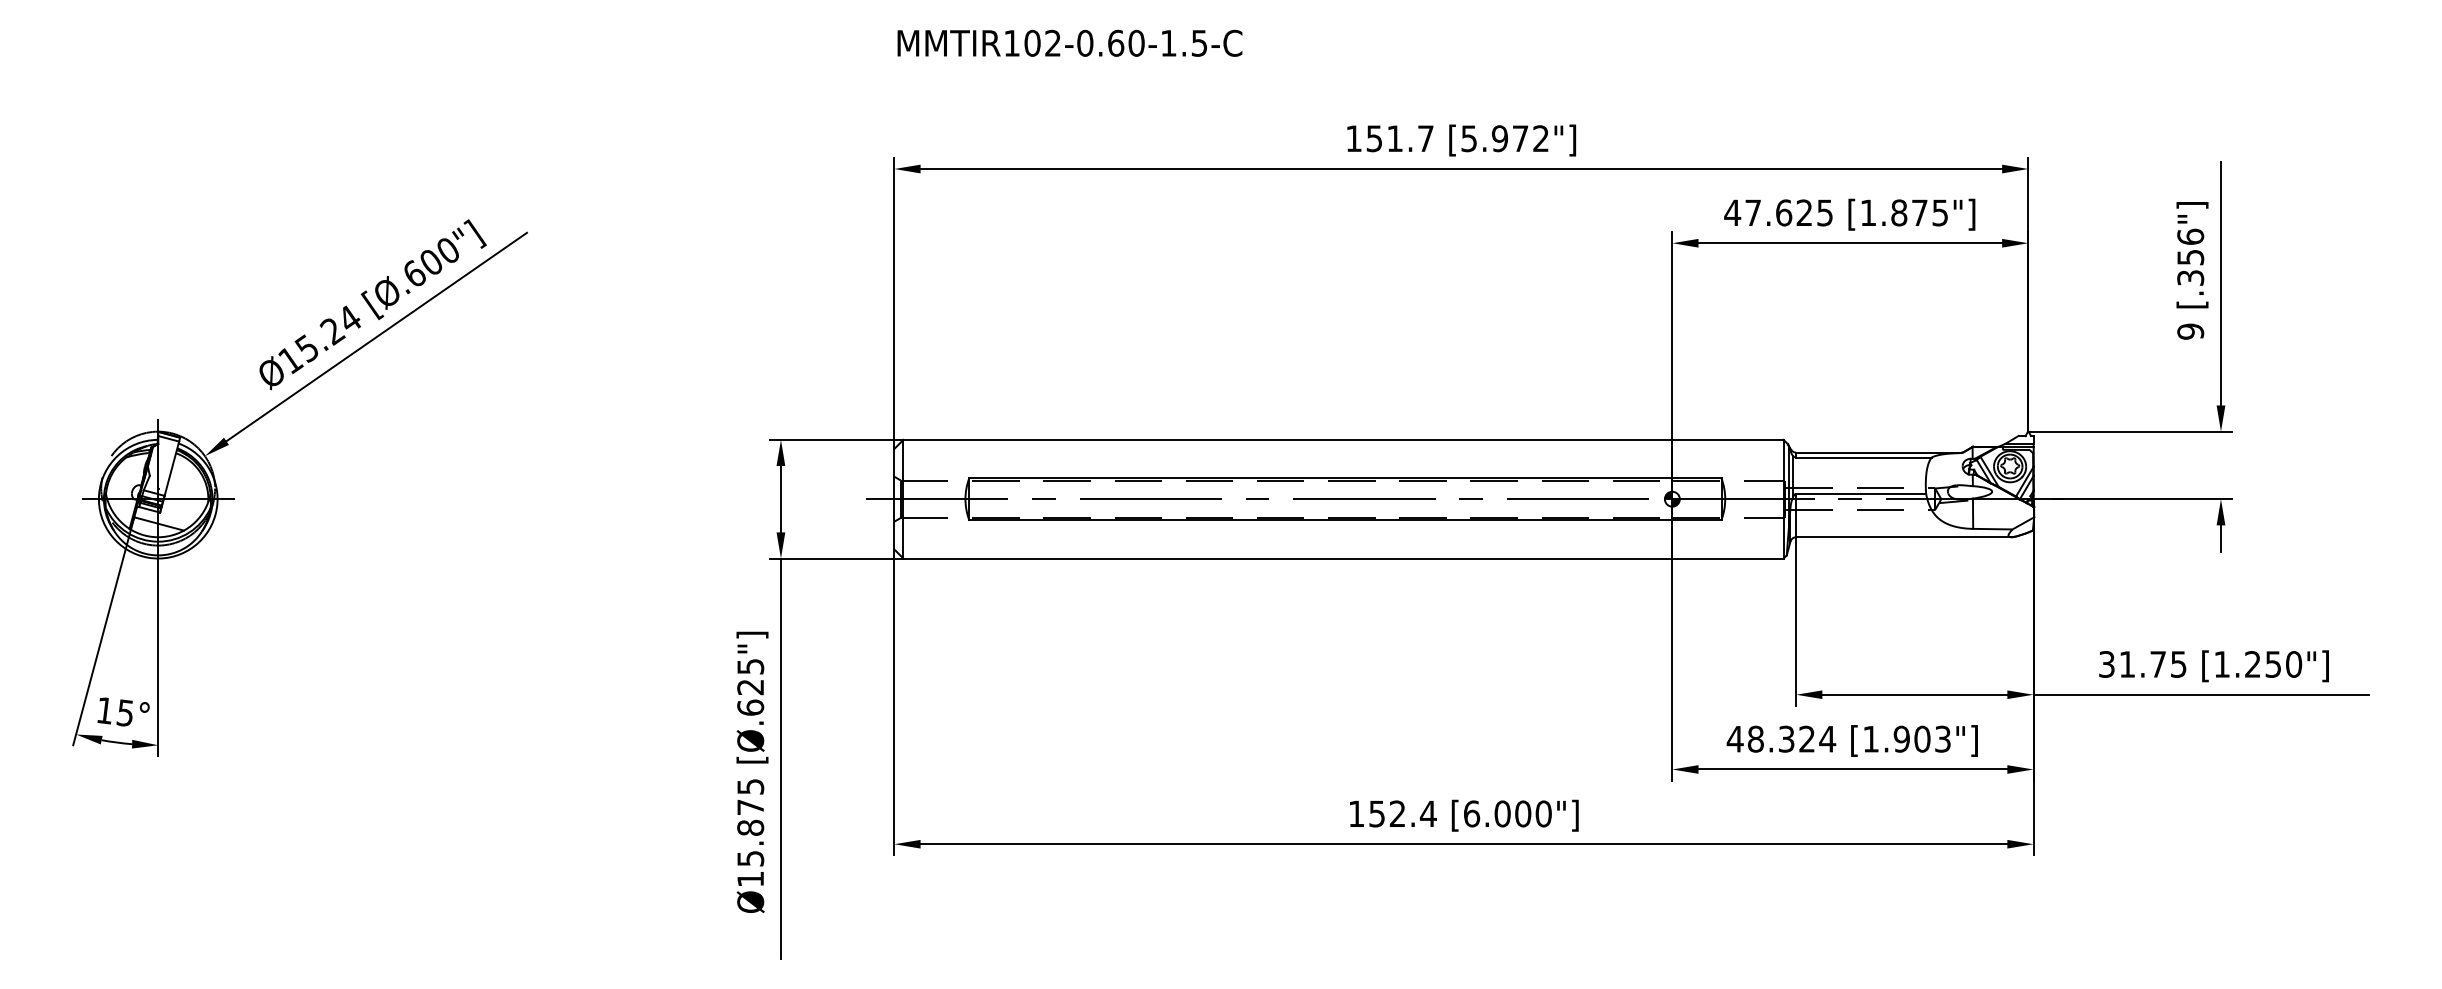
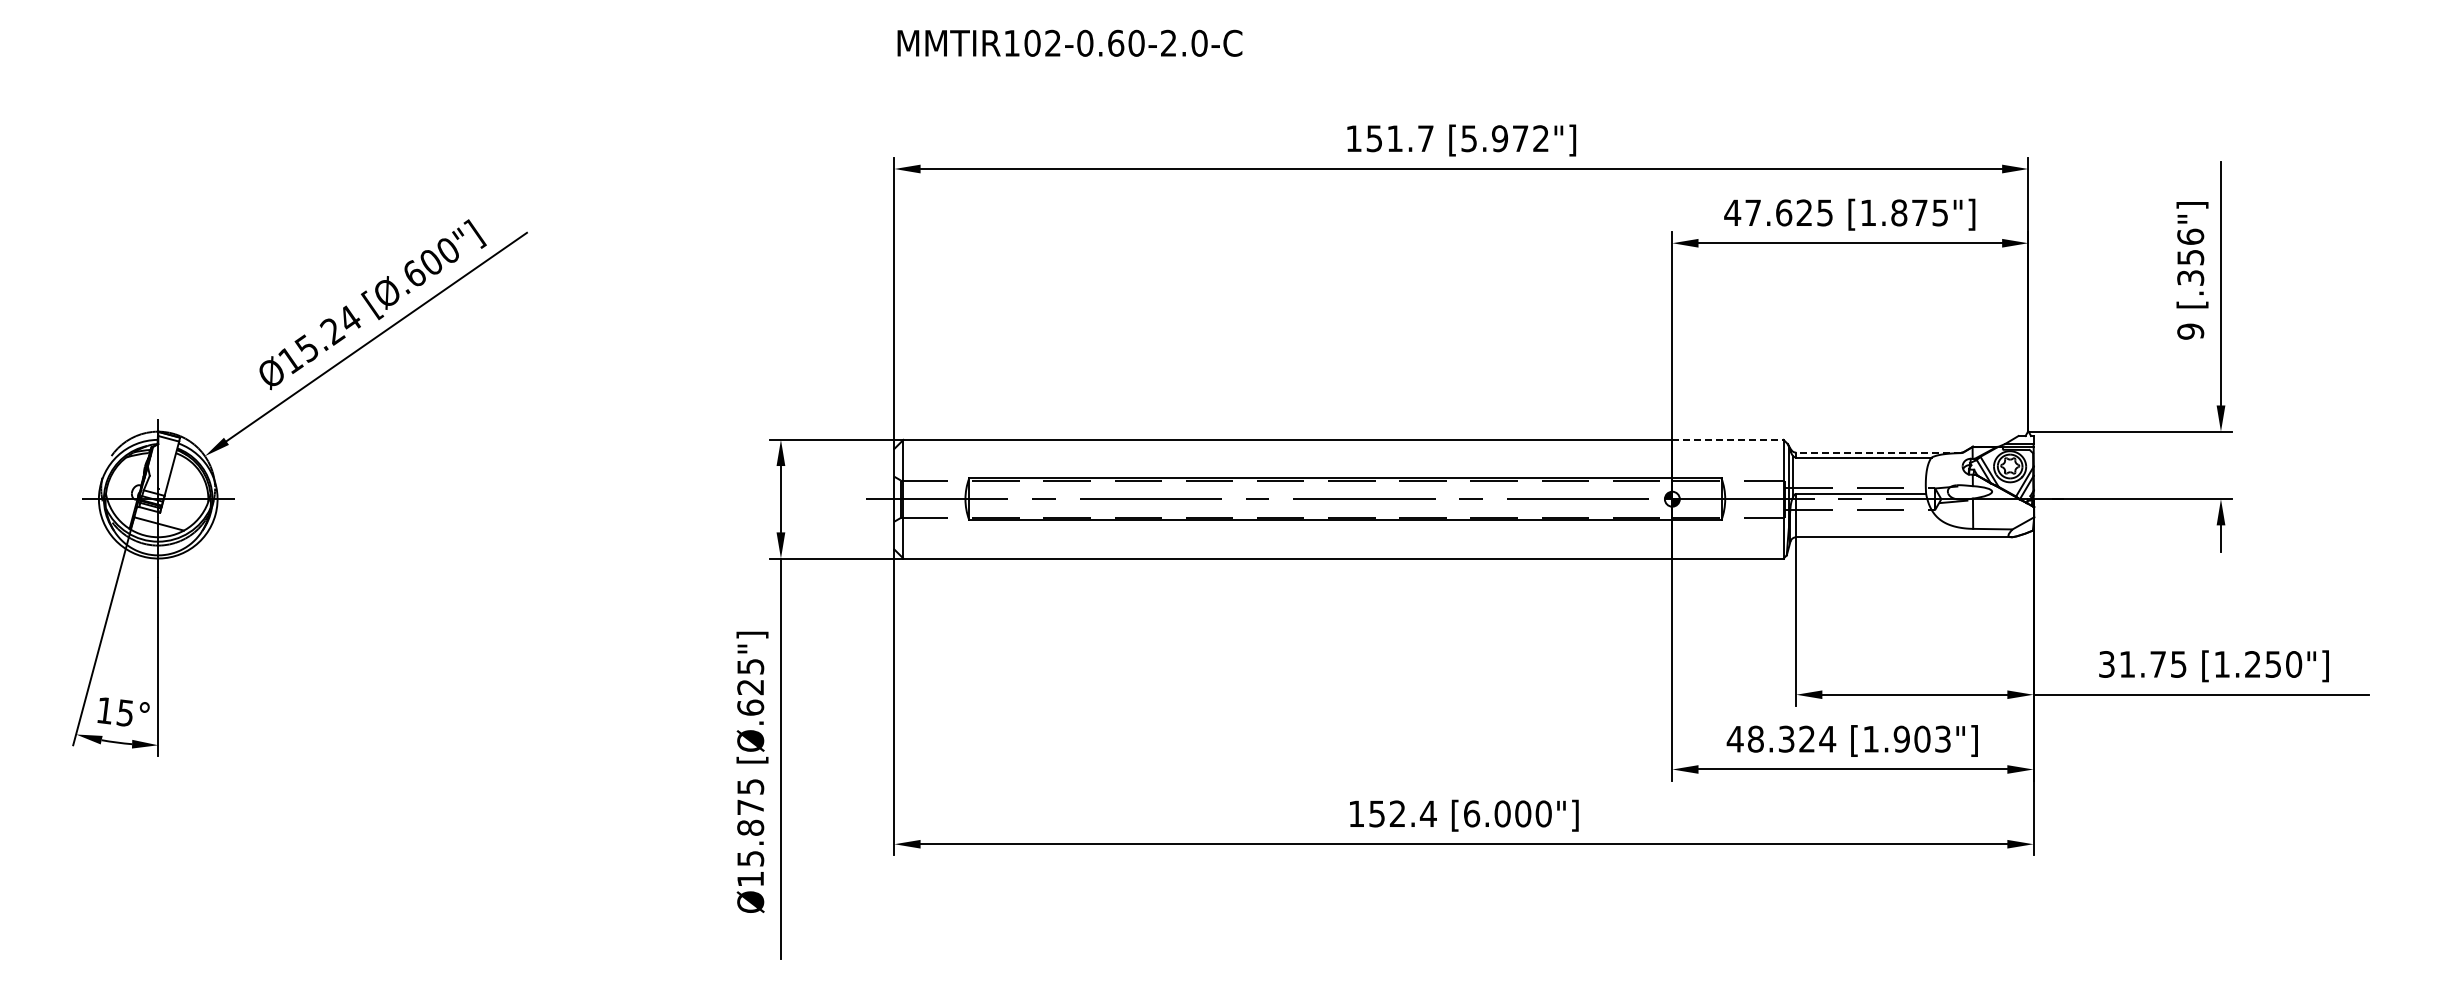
text: MMTIR102-0.60-1.5-C -> MMTIR102-0.60-2.0-C (1184, 42)
line: solid -> dashed (1727, 439)
line: solid -> dashed (1878, 452)
